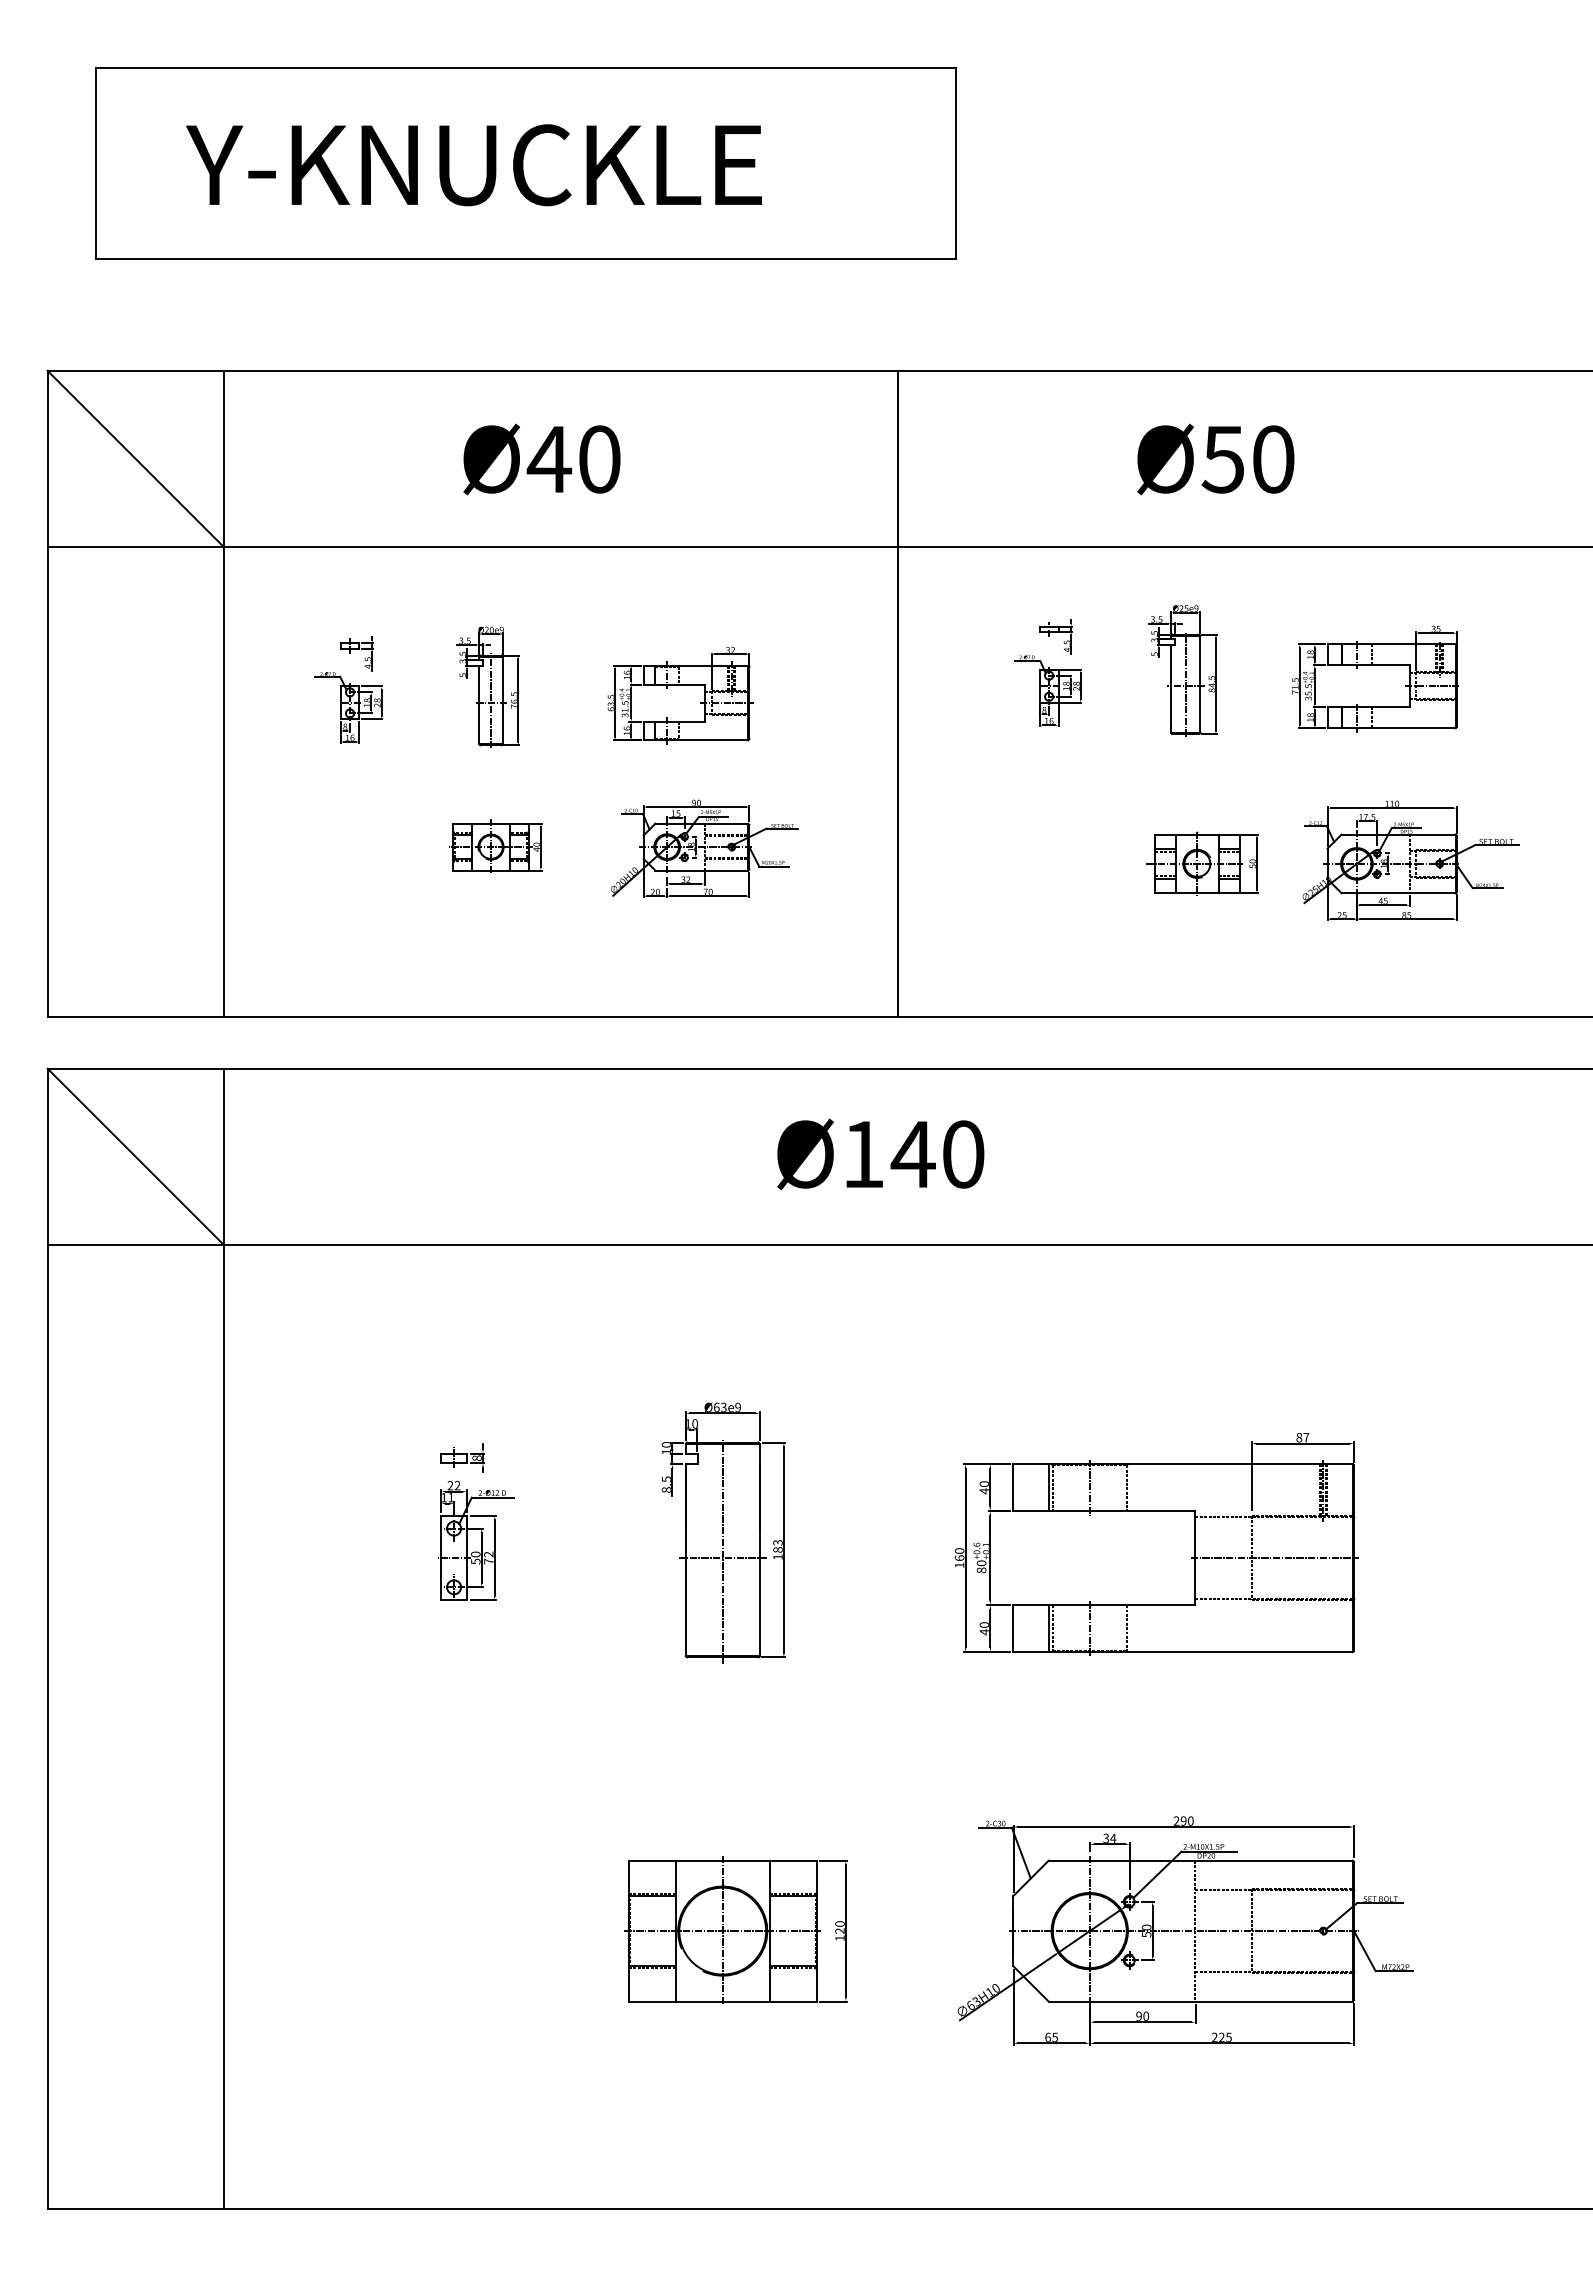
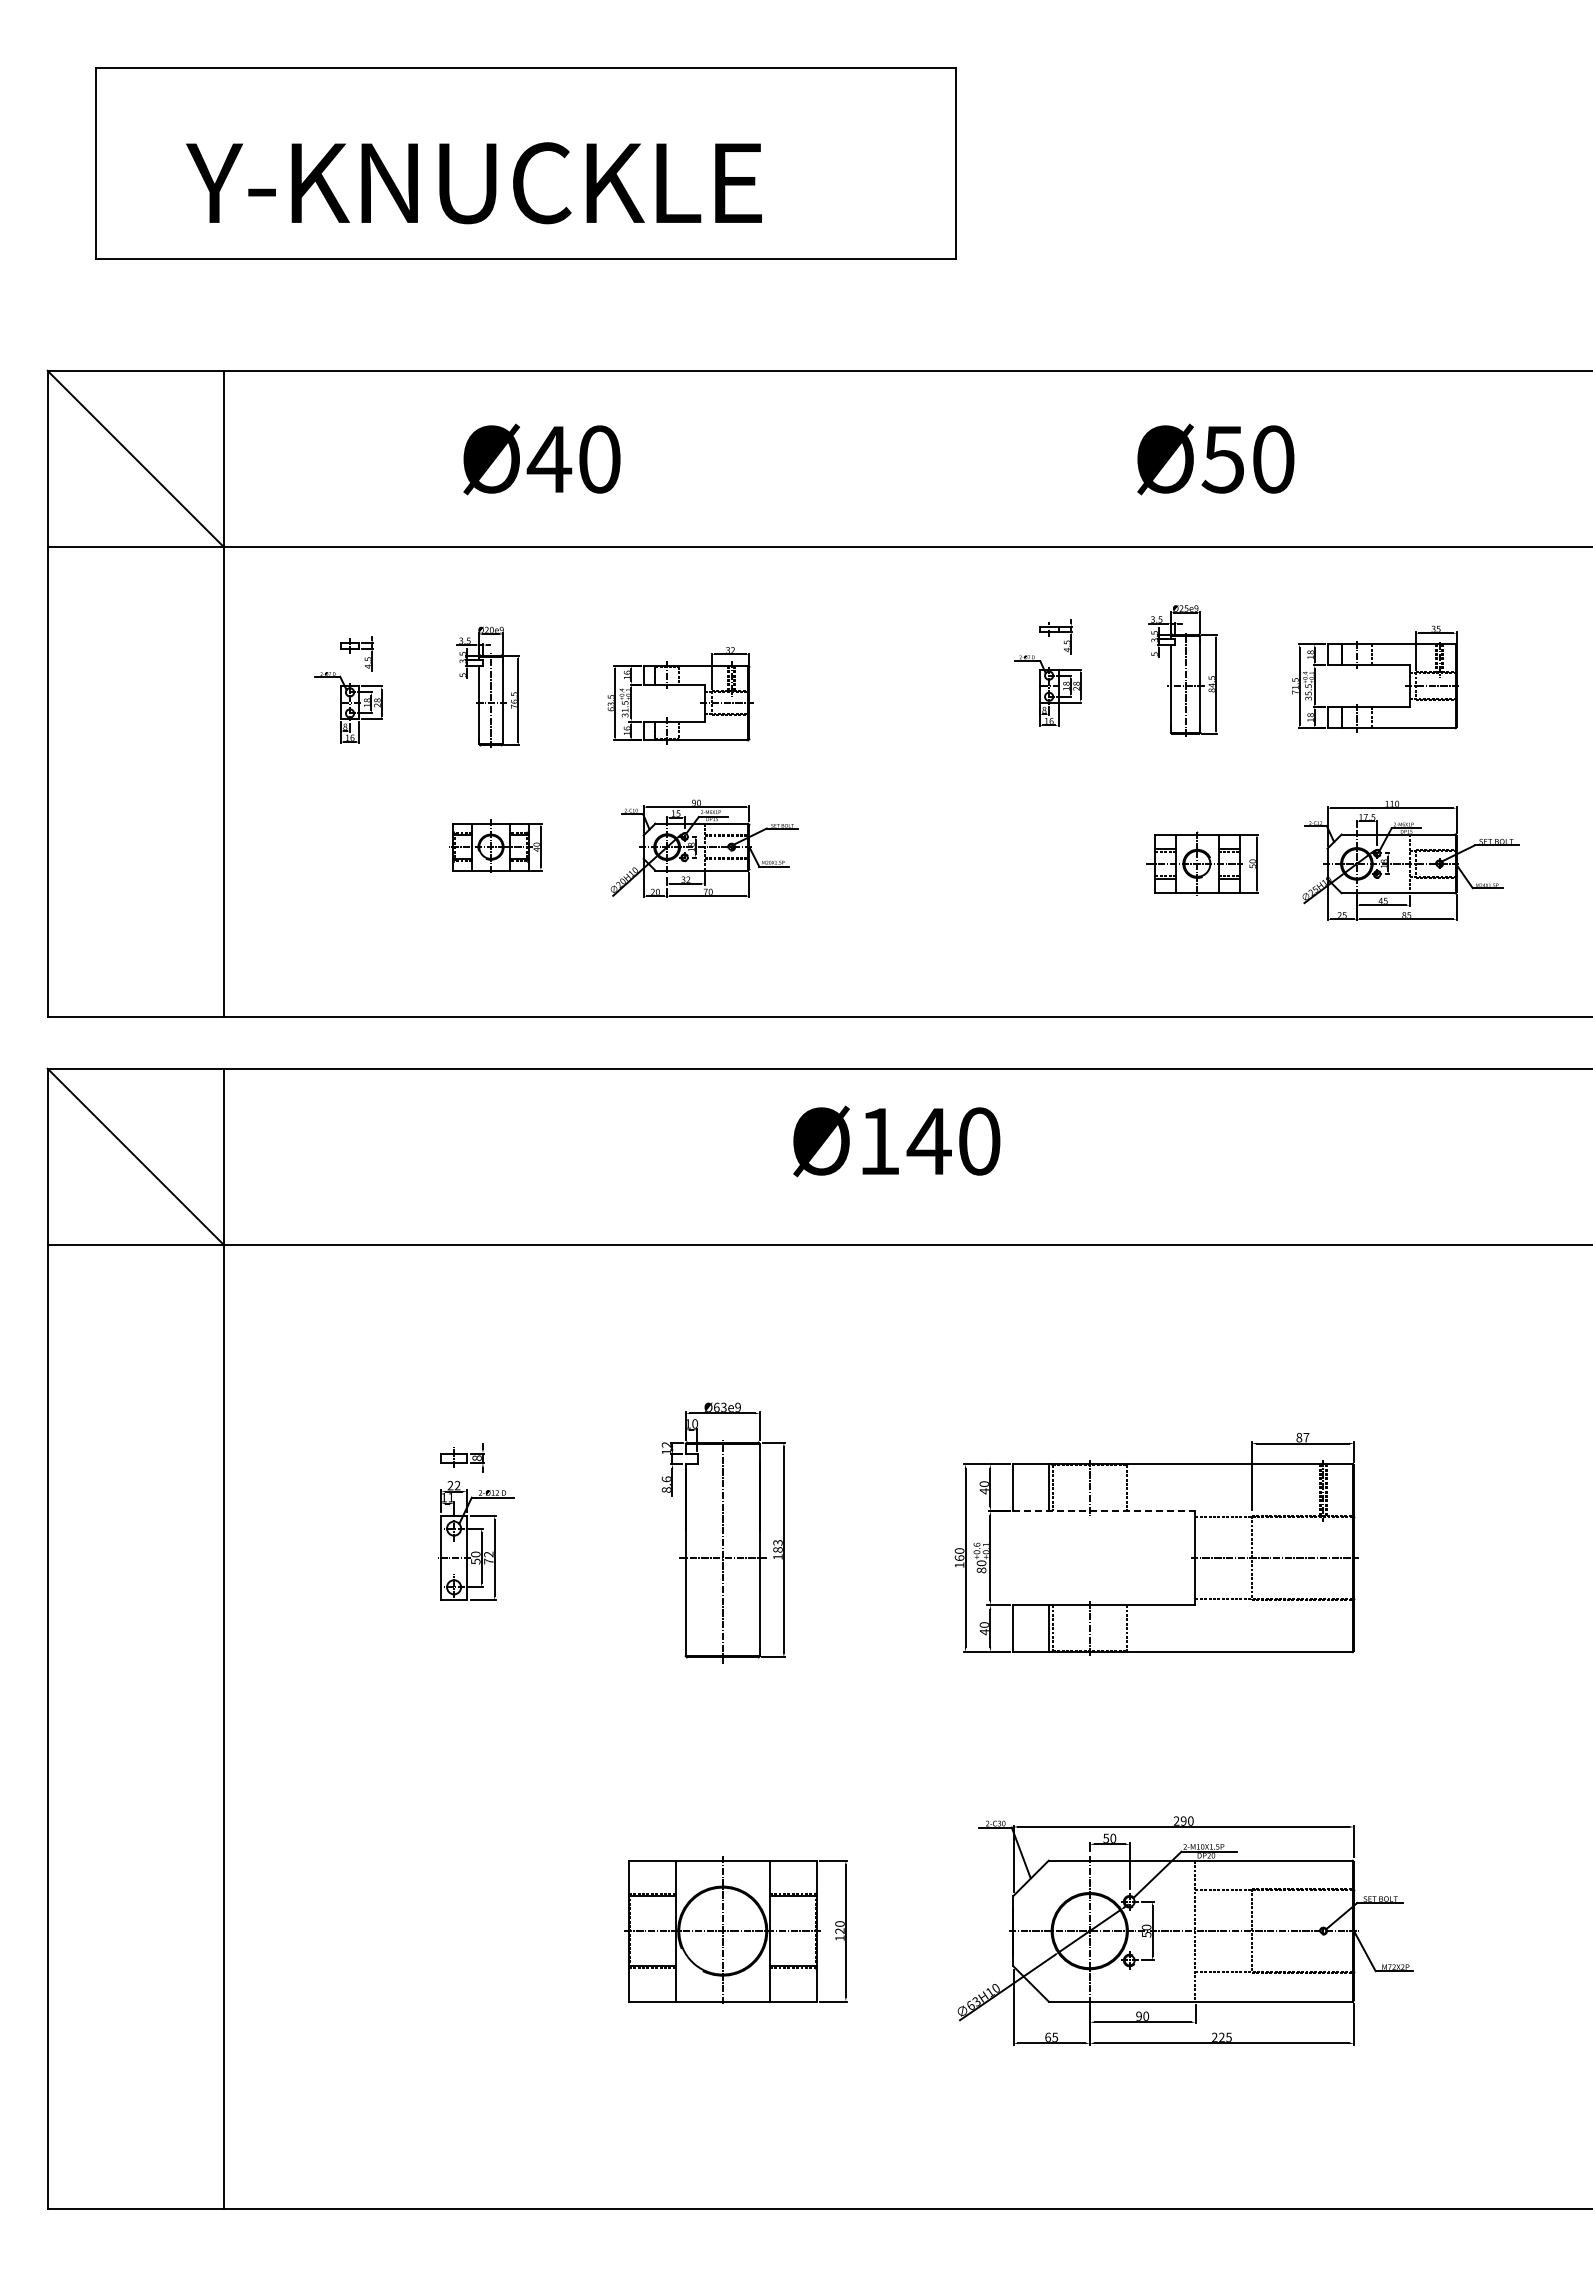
text position: (473, 165) -> (473, 183) (473, 183)
line: present -> none (897, 693)
text position: (880, 1154) -> (896, 1141) (896, 1141)
text: 10 -> 12 (666, 1444)
text: 8.5 -> 8.6 (665, 1479)
line: solid -> dashed (1104, 1511)
text: 34 -> 50 (1109, 1837)
